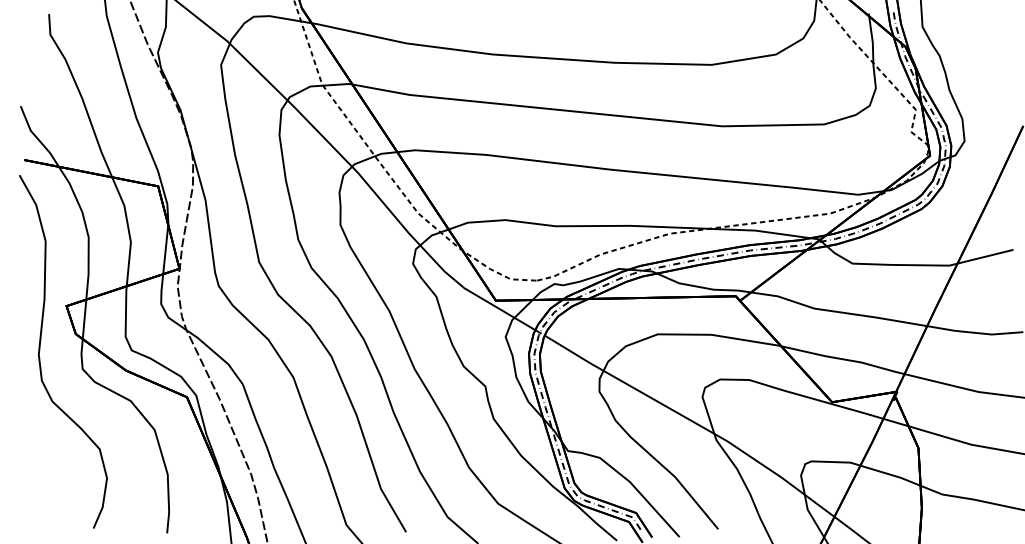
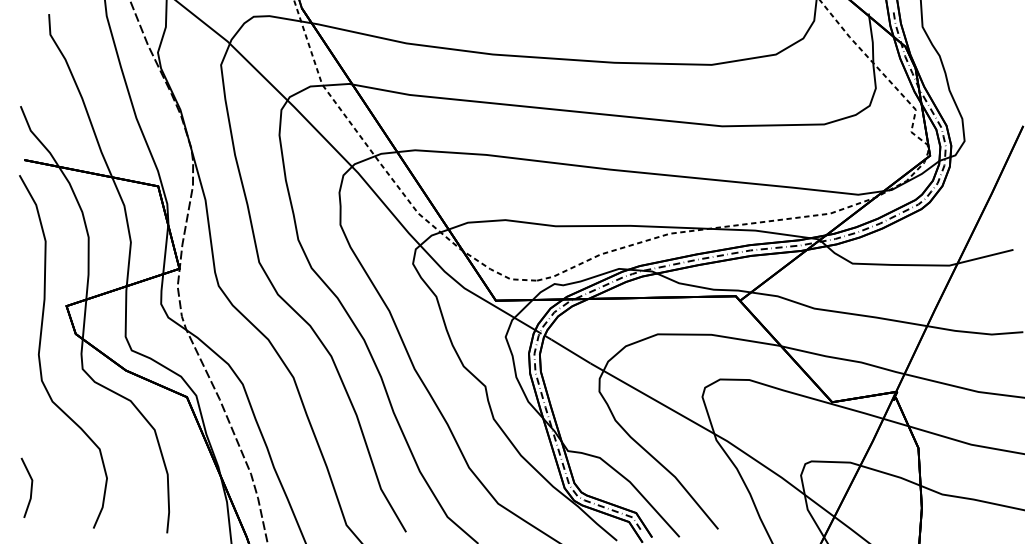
line: none -> present (30, 487)
